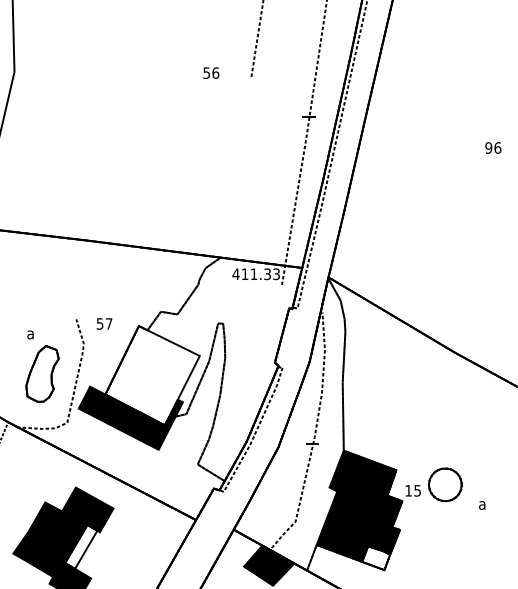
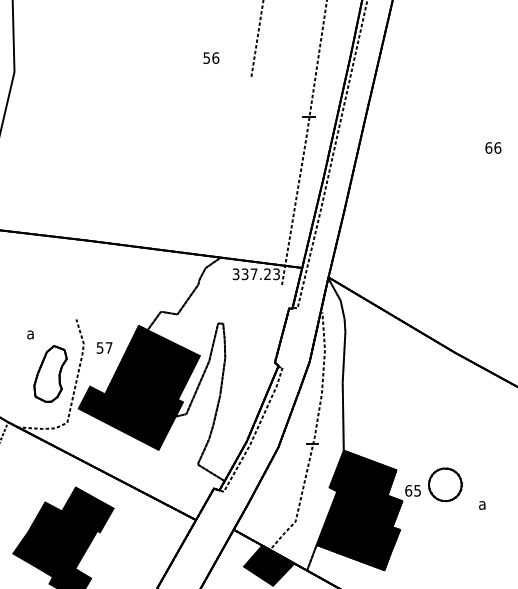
text position: (211, 72) -> (211, 57) (211, 57)
text: 96 -> 66 (488, 147)
text: 411.33 -> 337.23 (251, 274)
text position: (104, 323) -> (104, 347) (104, 347)
part position: (42, 373) -> (50, 373) (50, 373)
fill: none -> present (152, 375)
text: 15 -> 65 (408, 490)
fill: none -> present (81, 546)
fill: none -> present (376, 558)
